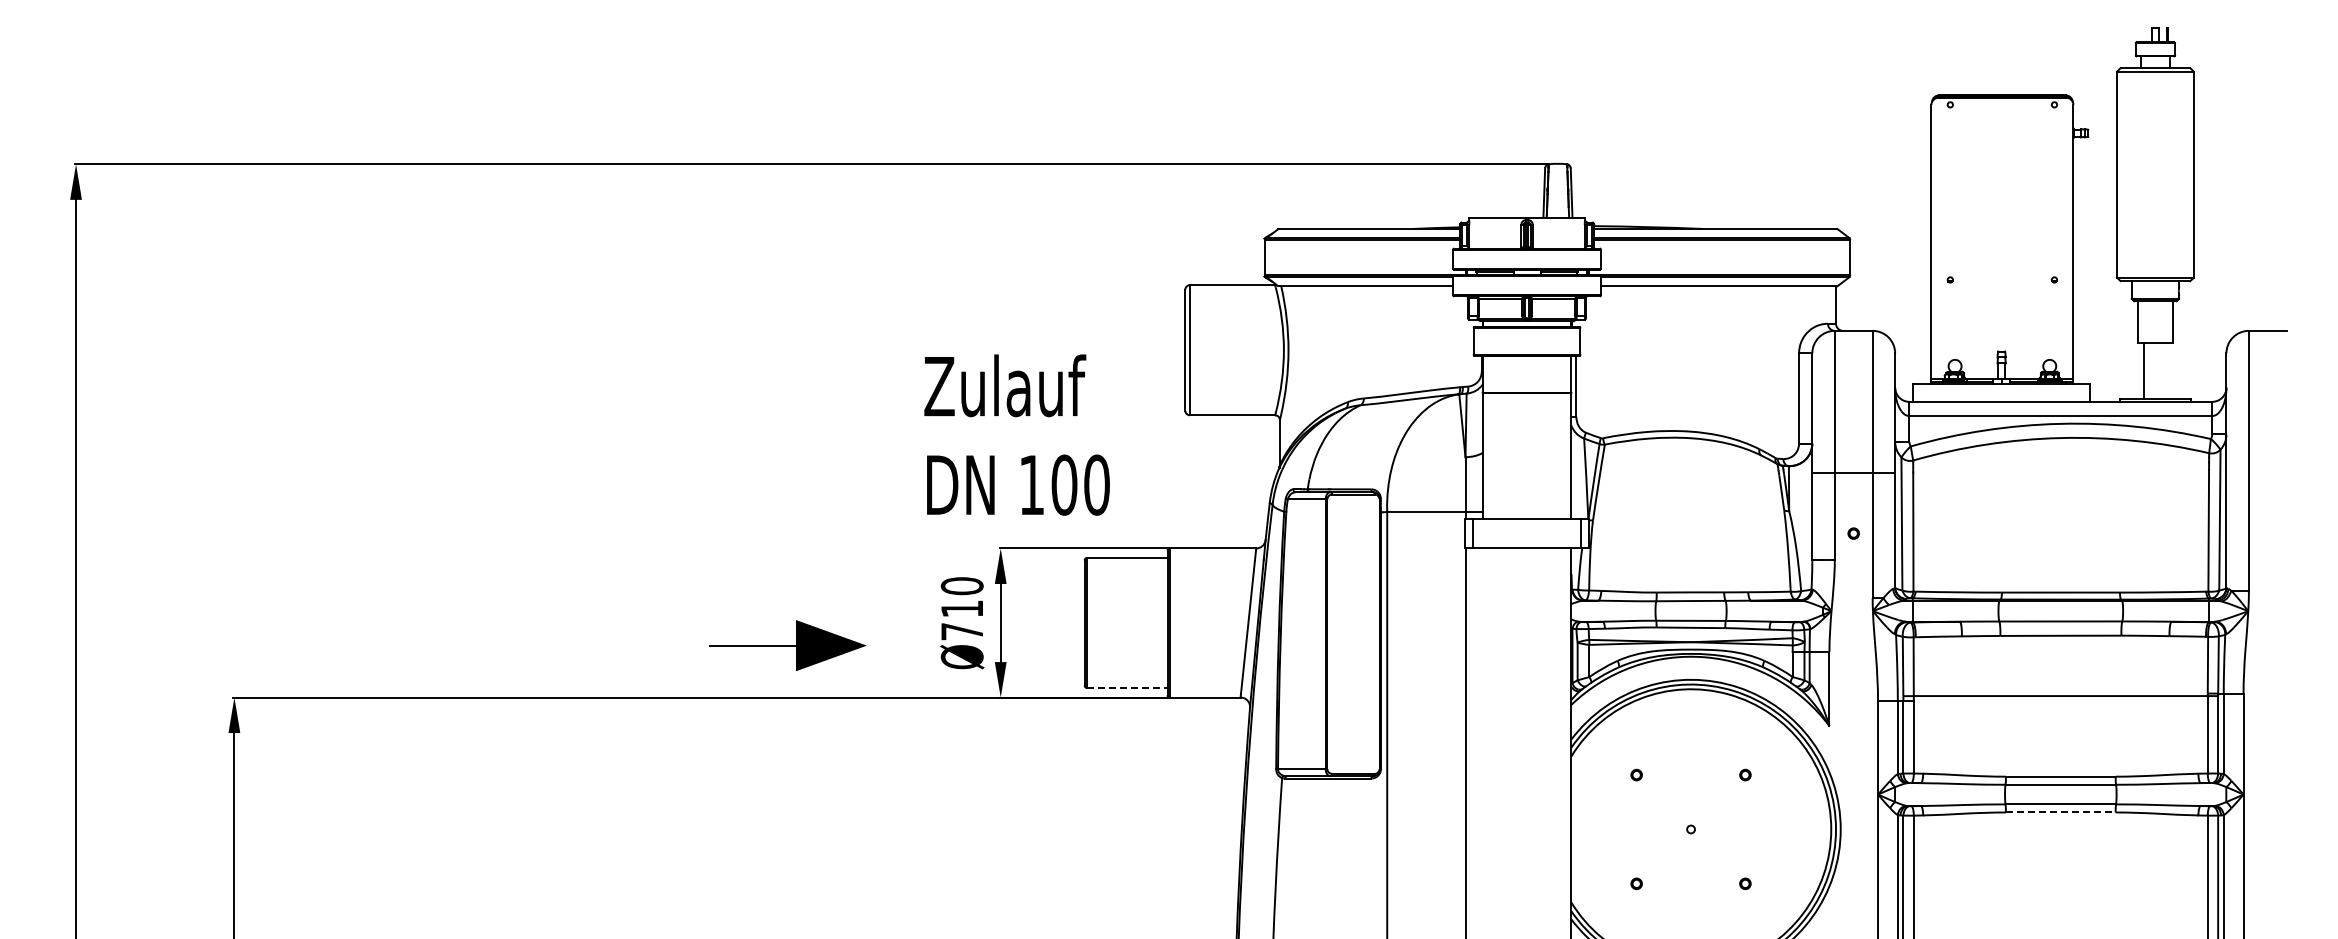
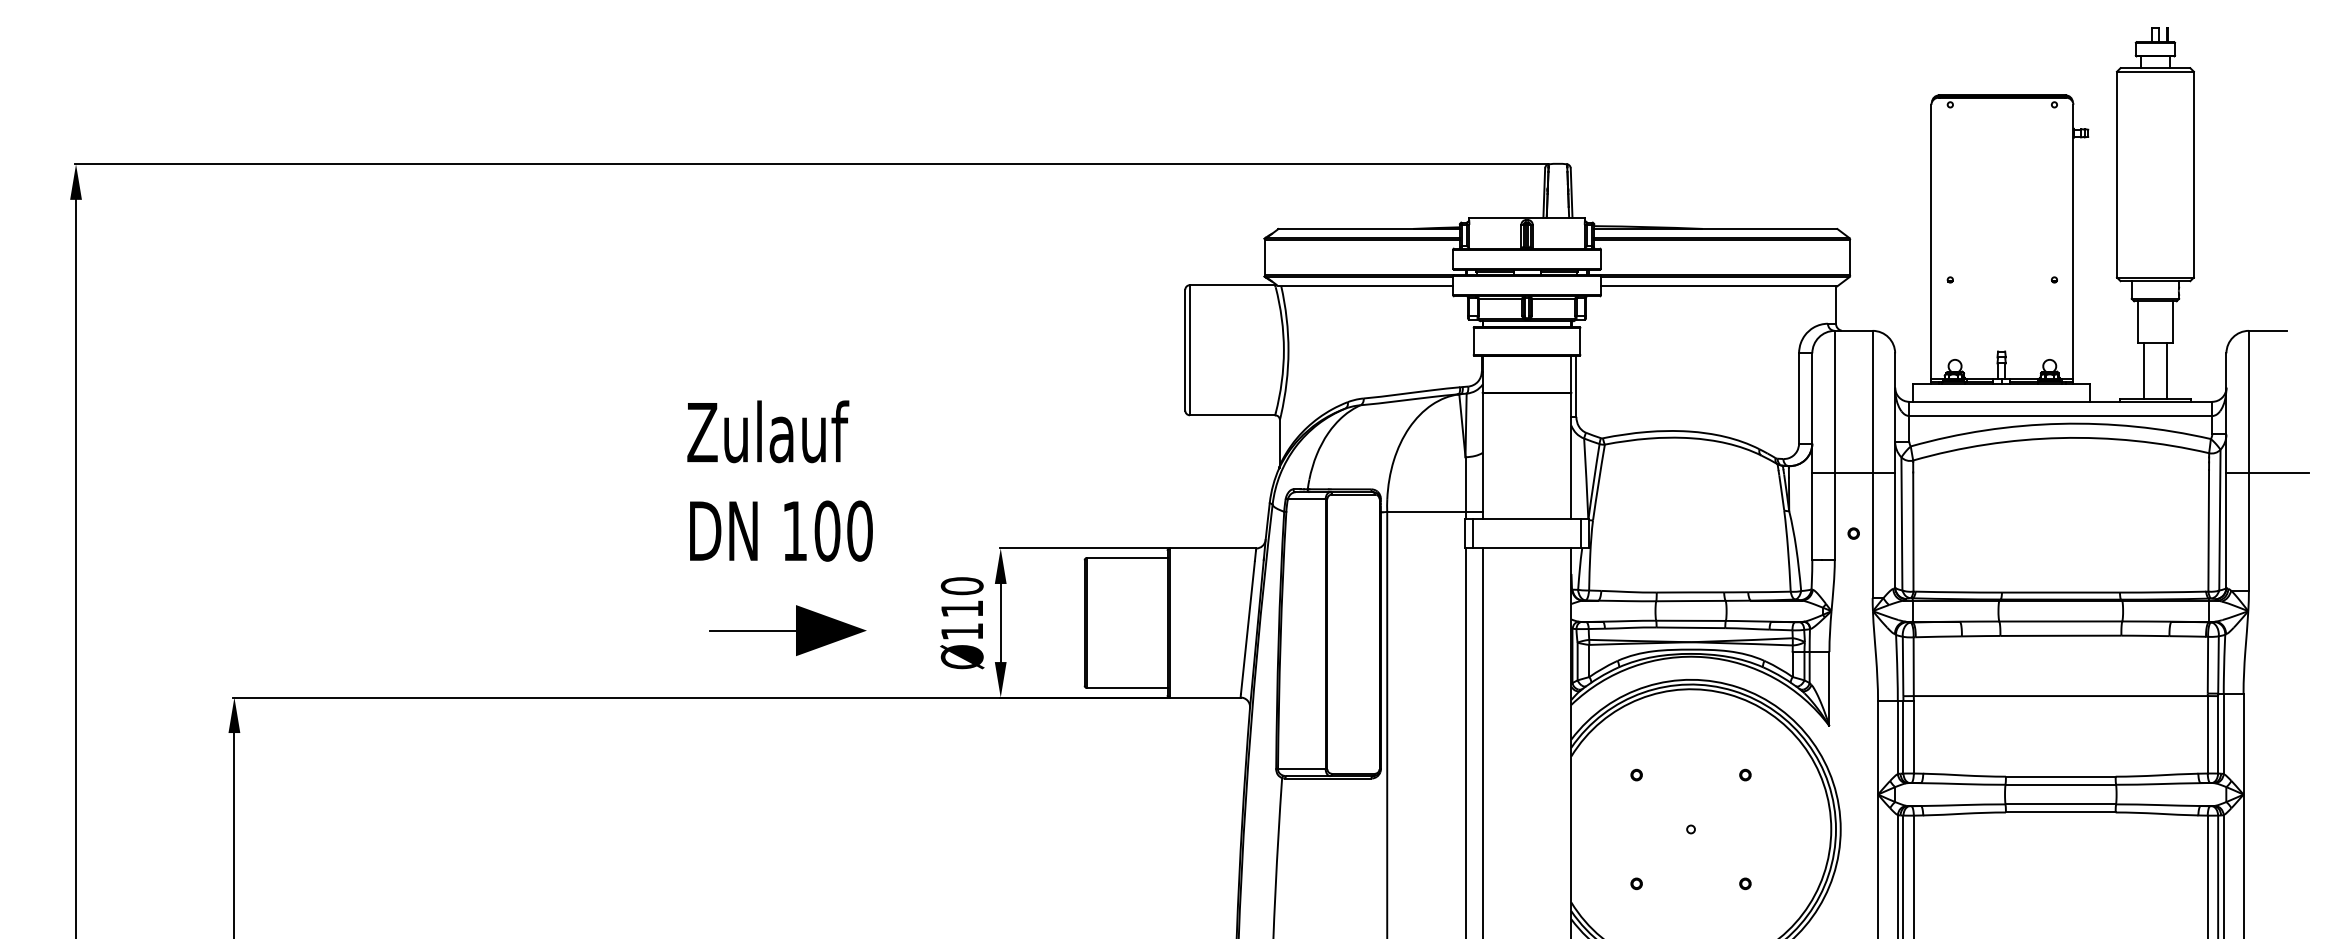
line: none -> present (2167, 370)
text position: (1016, 434) -> (779, 480) (779, 480)
line: none -> present (2267, 472)
text: Ø710 -> Ø110 (961, 631)
part position: (787, 645) -> (787, 630) (787, 630)
line: dashed -> solid (1127, 688)
line: none -> present (1482, 741)
line: dashed -> solid (2060, 812)
